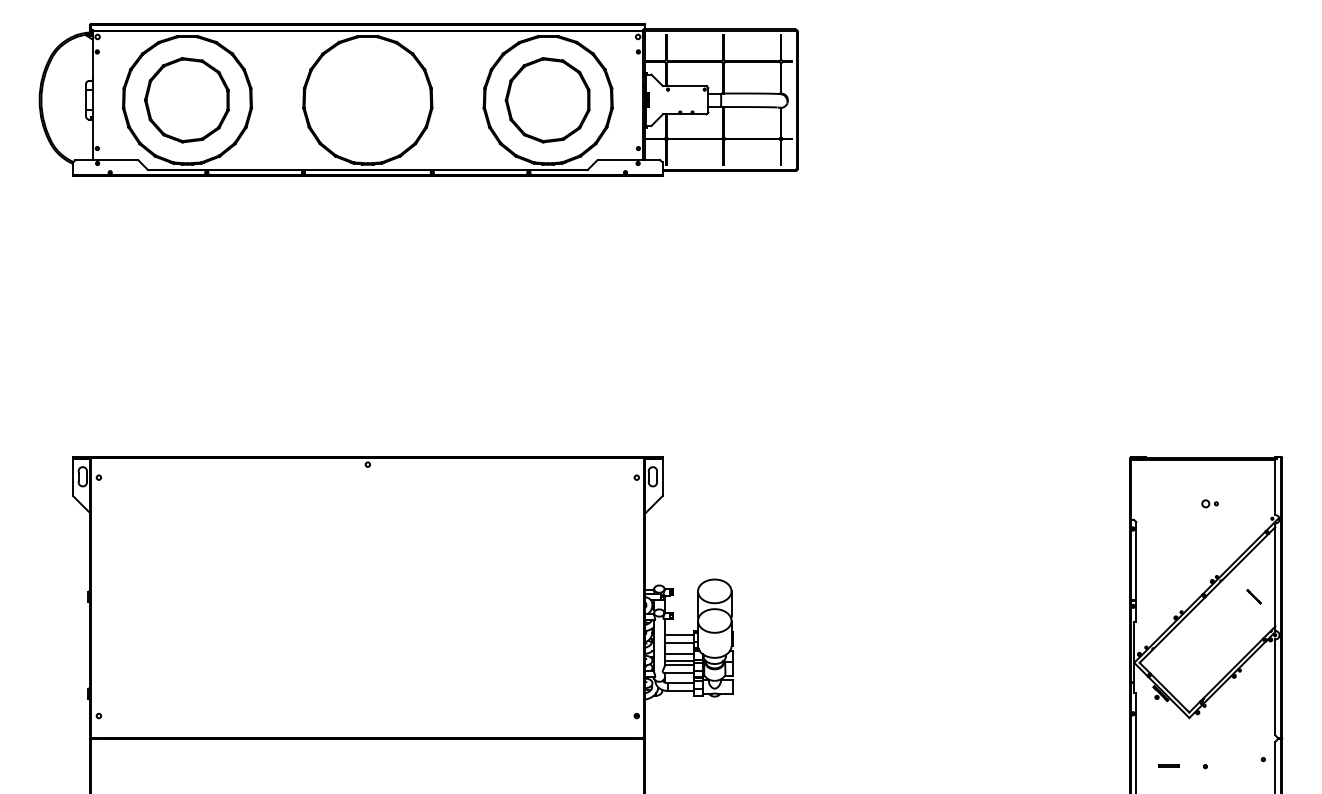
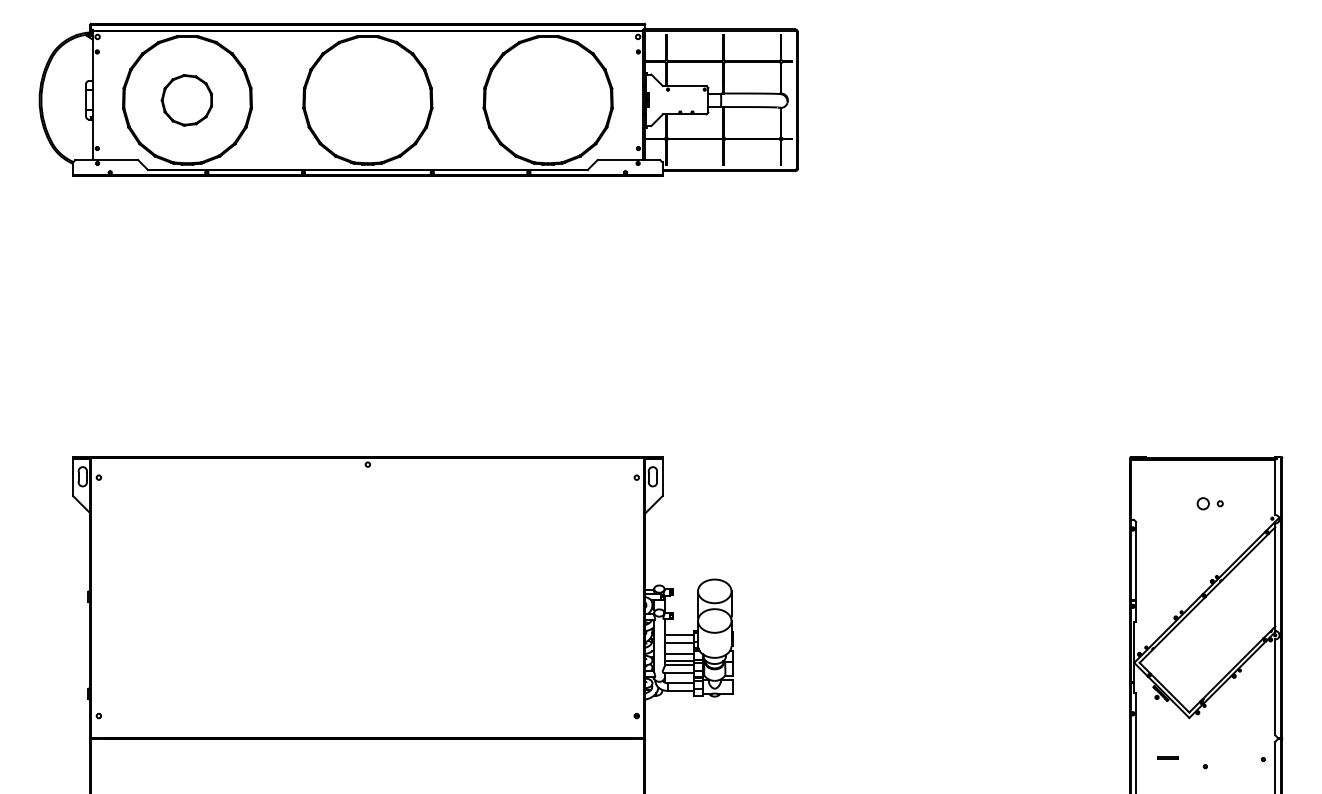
part size: 86x87 px -> 53x53 px (186, 100)
part: present -> none (547, 100)
part size: 18x10 px -> 28x14 px (1209, 503)
line: present -> none (1253, 596)
line position: (1168, 765) -> (1167, 757) (1167, 757)
